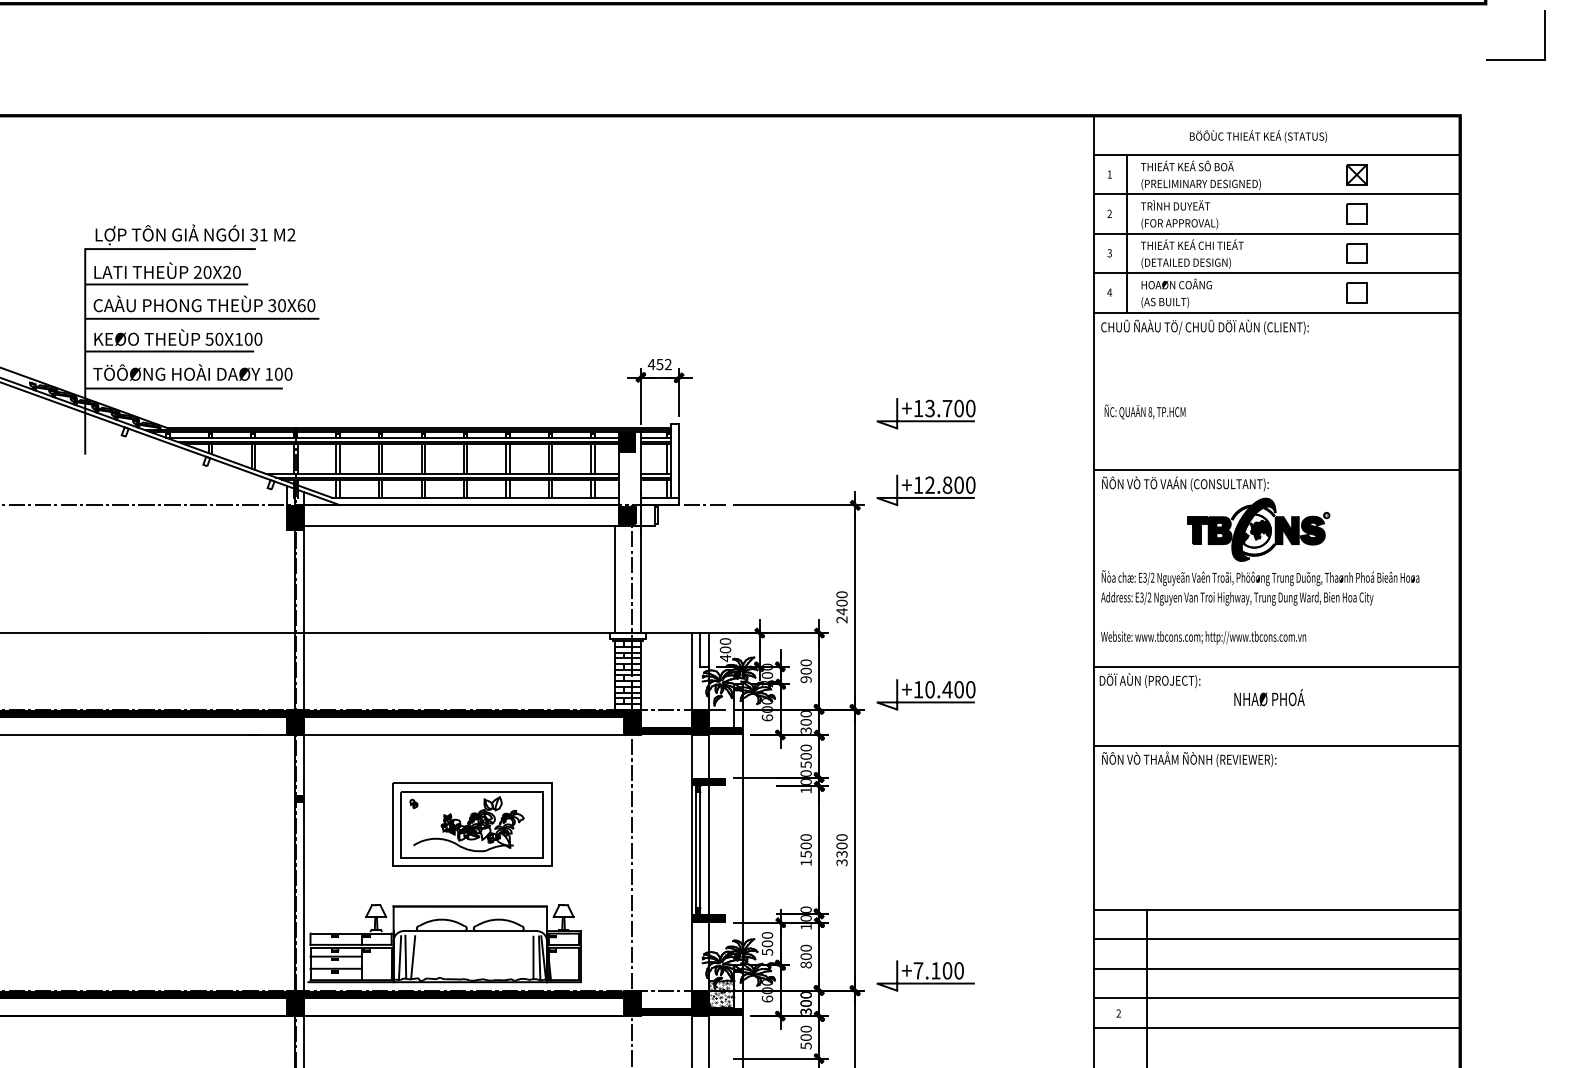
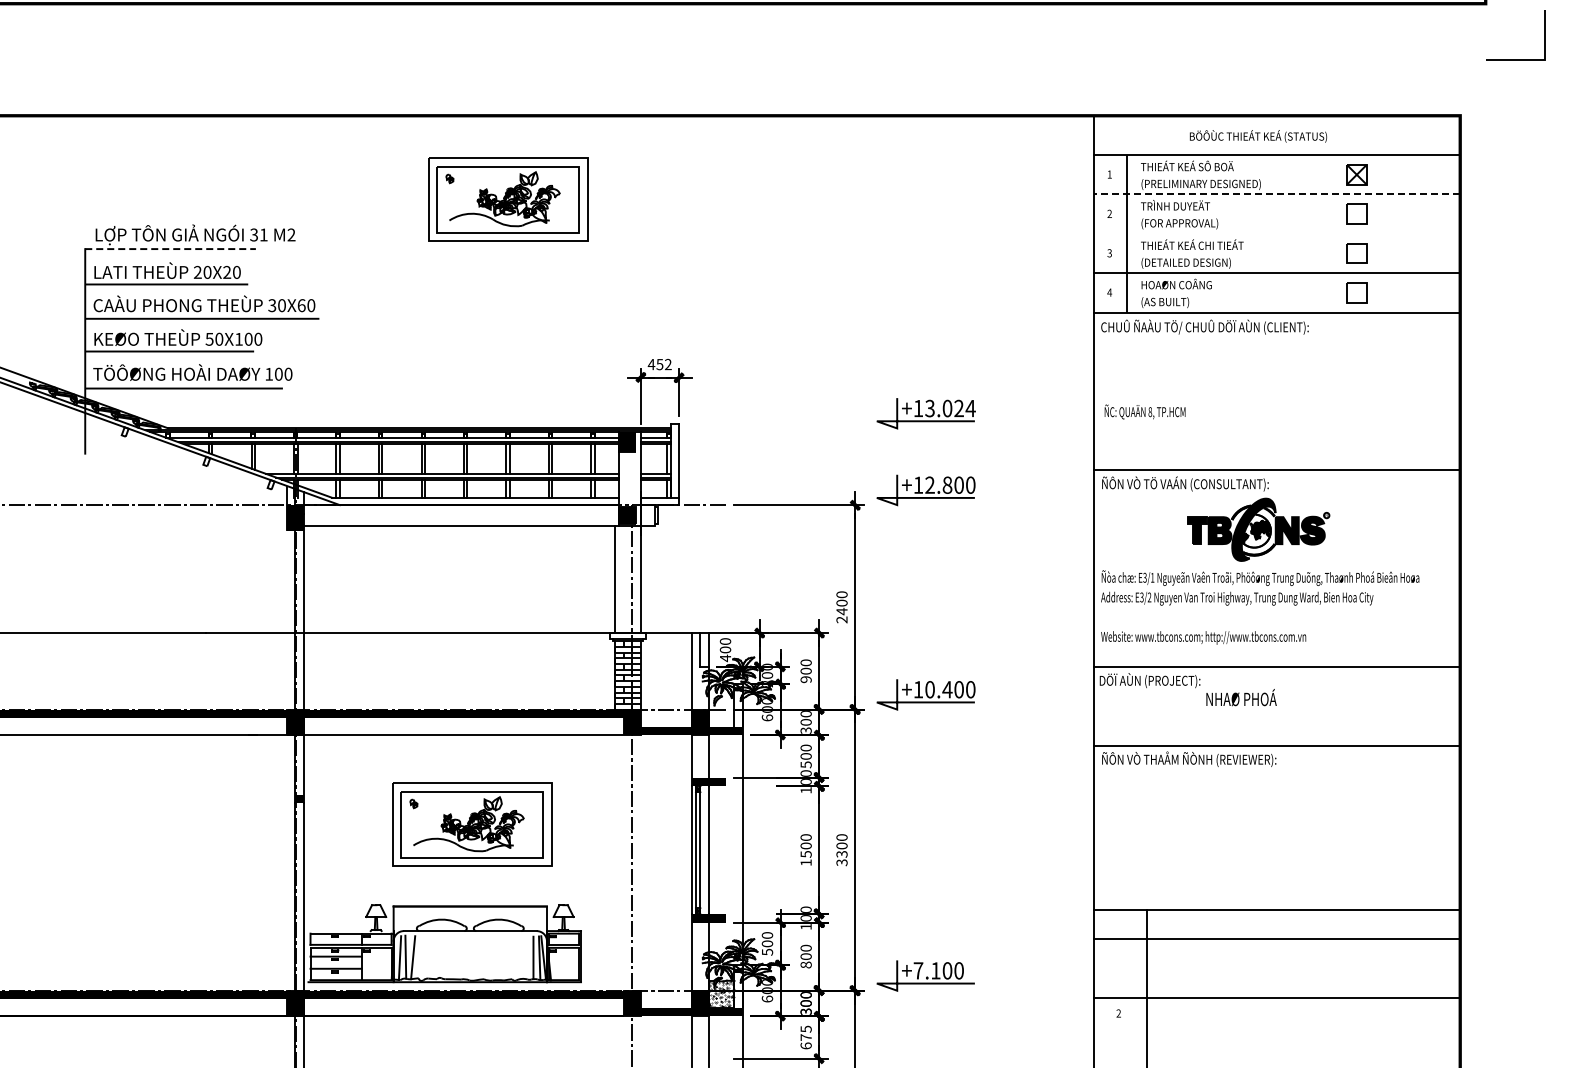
line: solid -> dashed (1277, 194)
part: none -> present (508, 199)
line: present -> none (1277, 233)
line: solid -> dashed (171, 249)
text: +13.700 -> +13.024 (958, 408)
text: E3/2 -> E3/1 (1152, 577)
text position: (1269, 697) -> (1241, 697) (1241, 697)
line: present -> none (1277, 968)
line: present -> none (1277, 1027)
text: 500 -> 675 (805, 1037)
